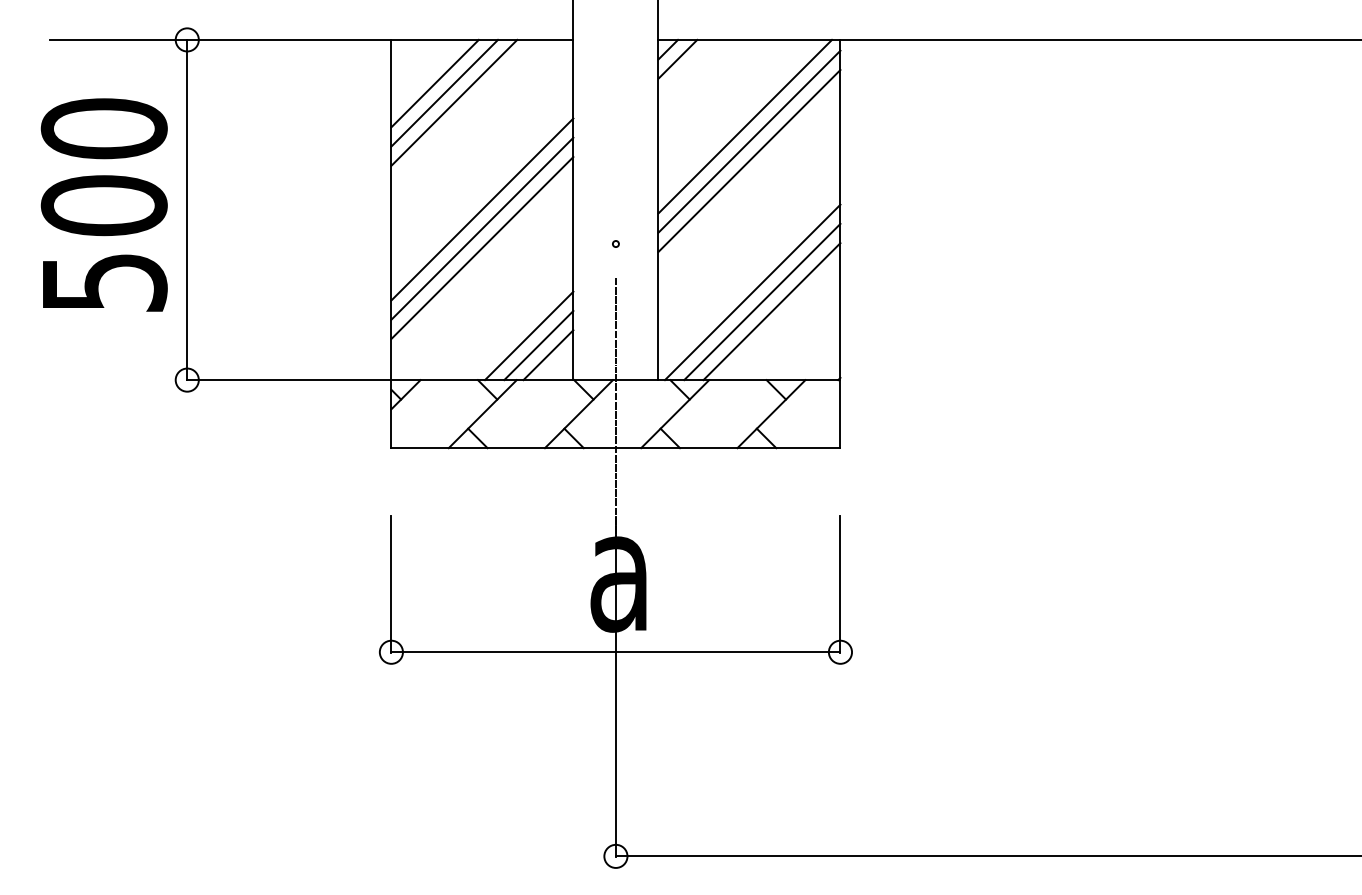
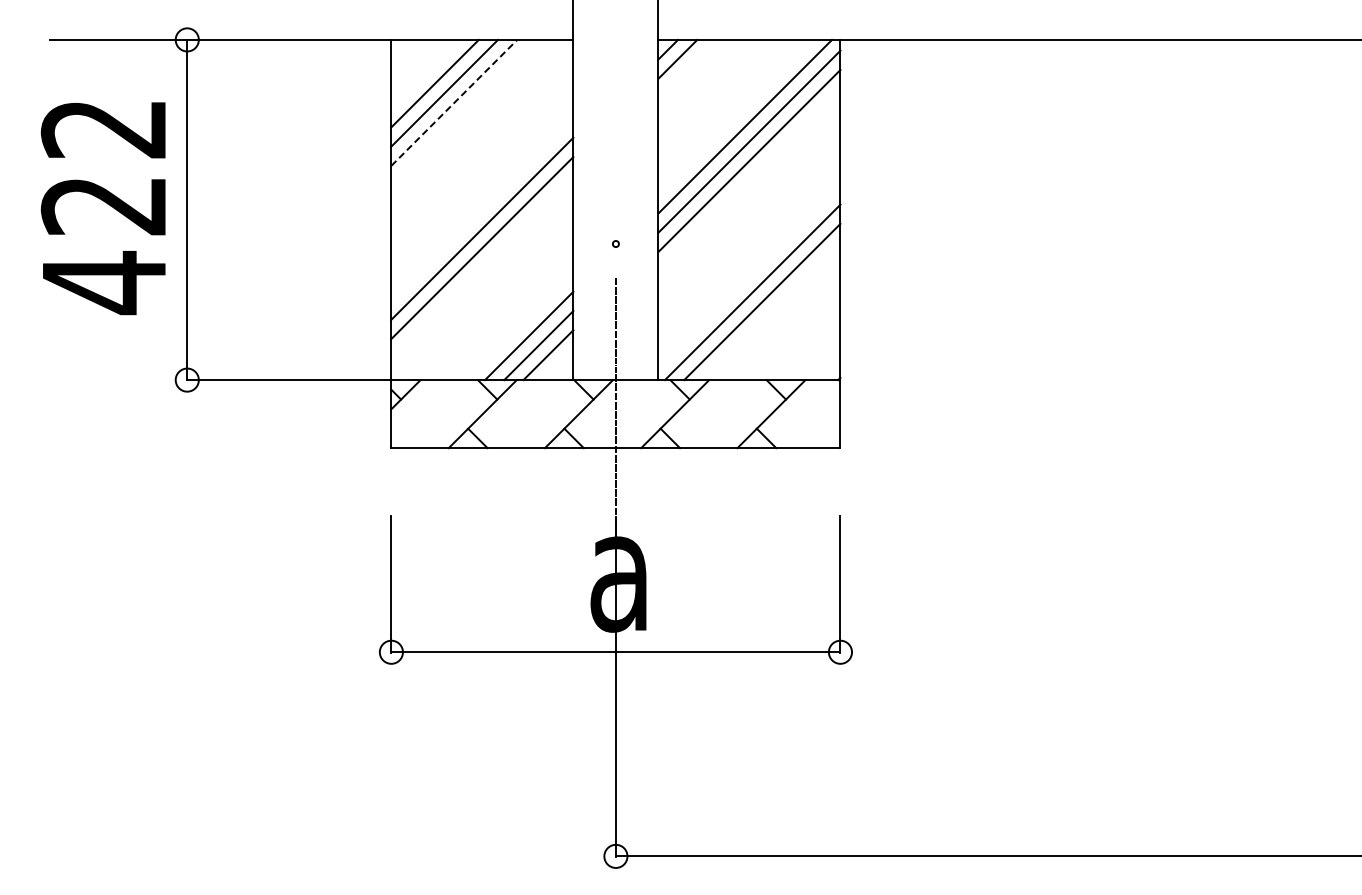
line: solid -> dashed (454, 102)
text: 500 -> 422 (103, 206)
line: present -> none (482, 209)
line: present -> none (771, 311)
